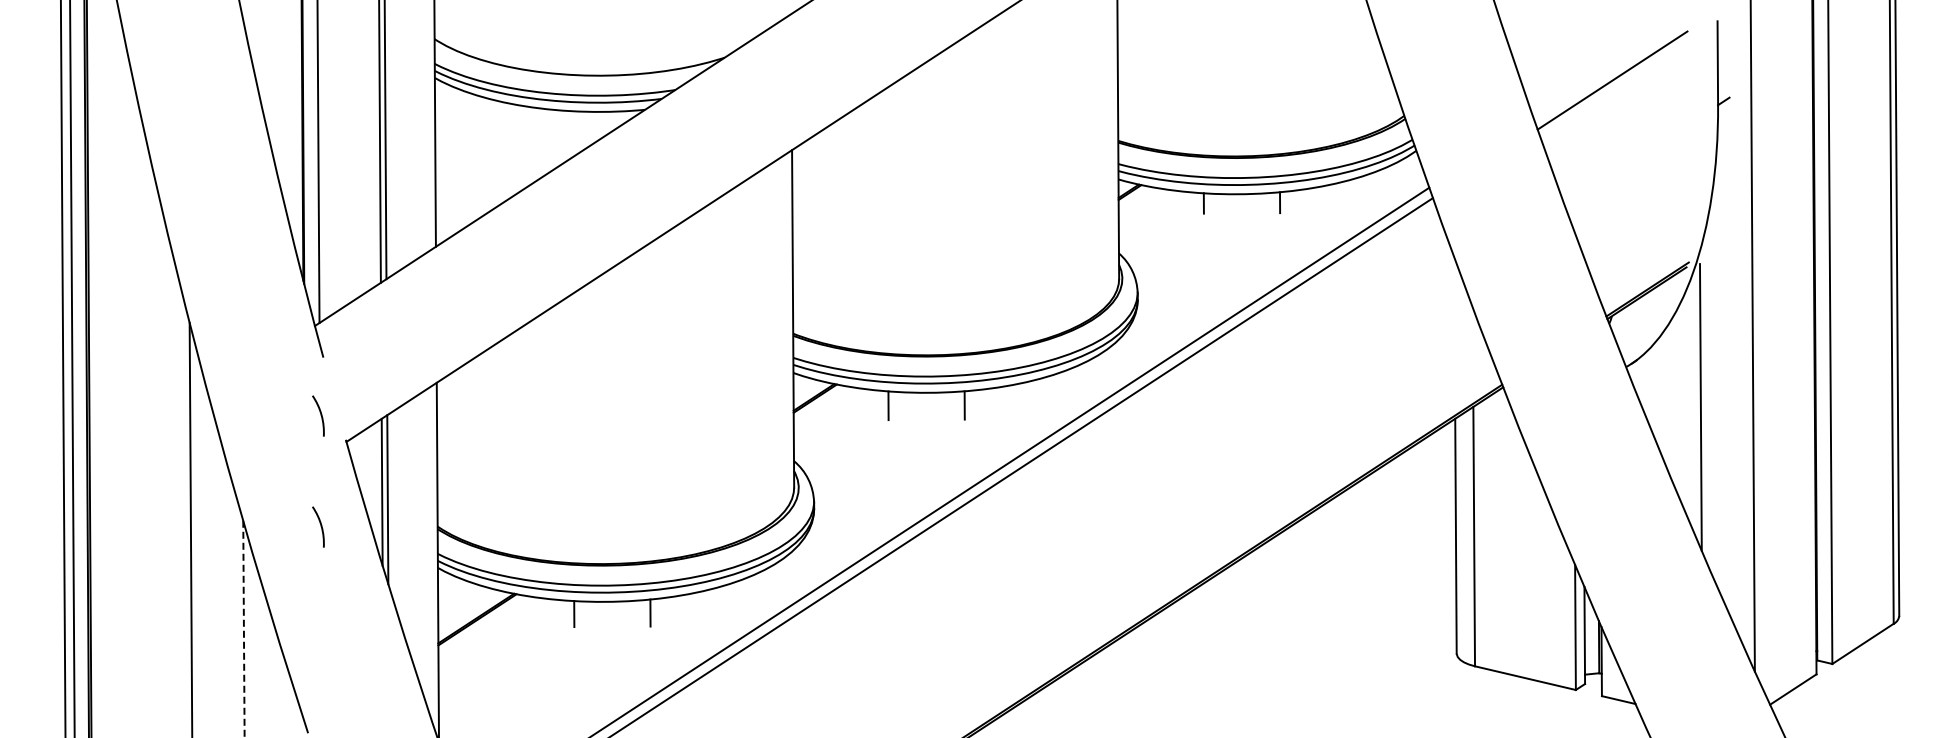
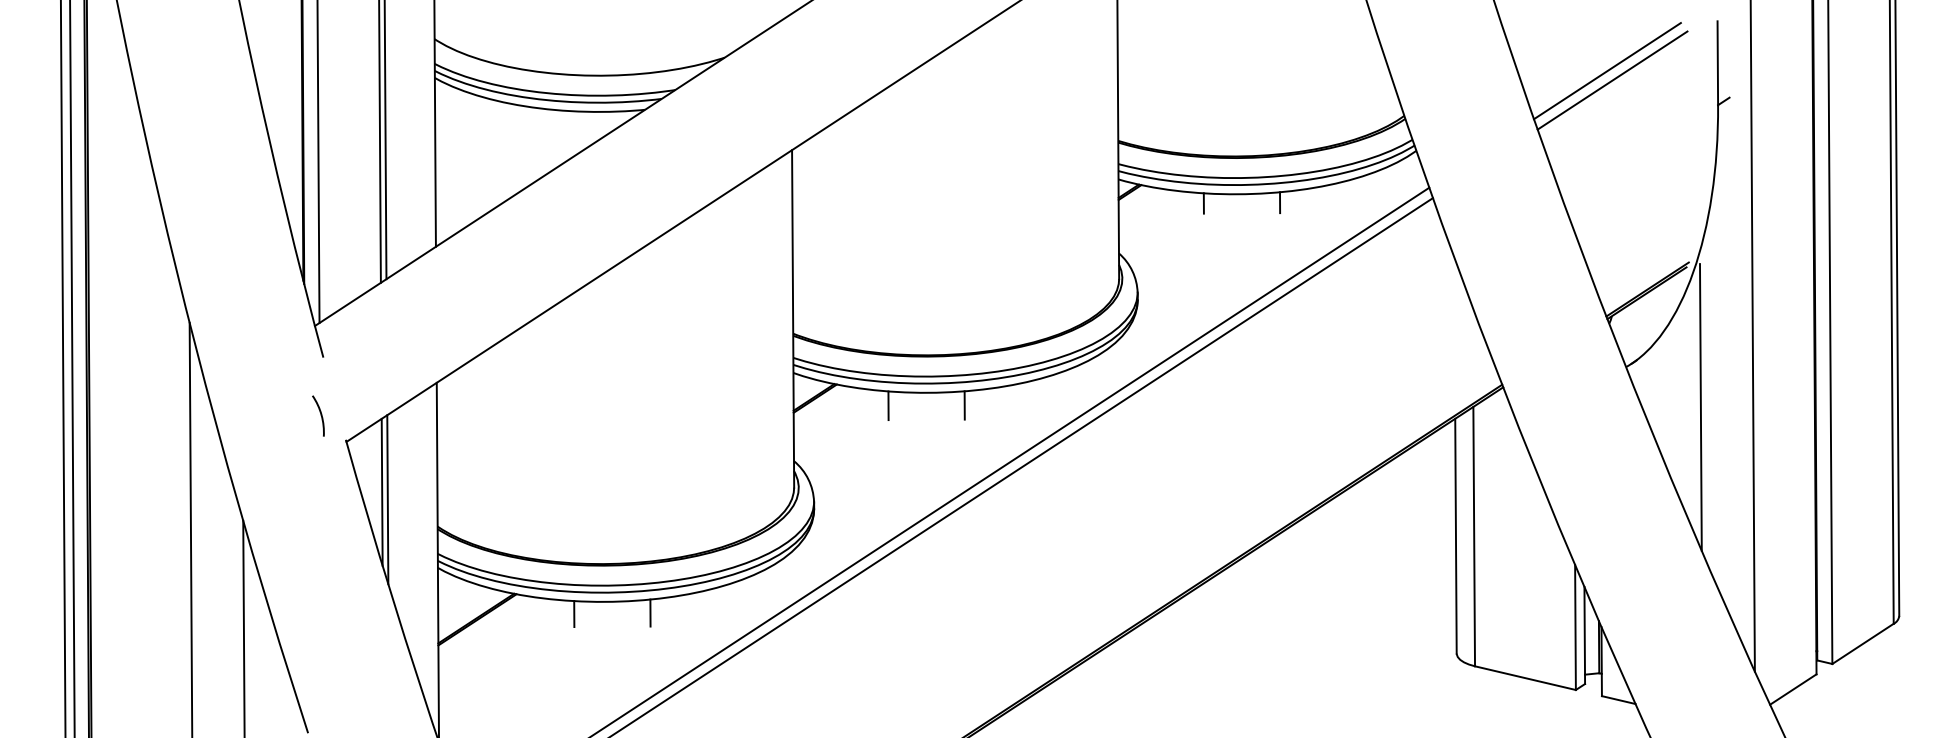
line: none -> present (1606, 71)
arc: present -> none (320, 526)
line: dashed -> solid (243, 629)
